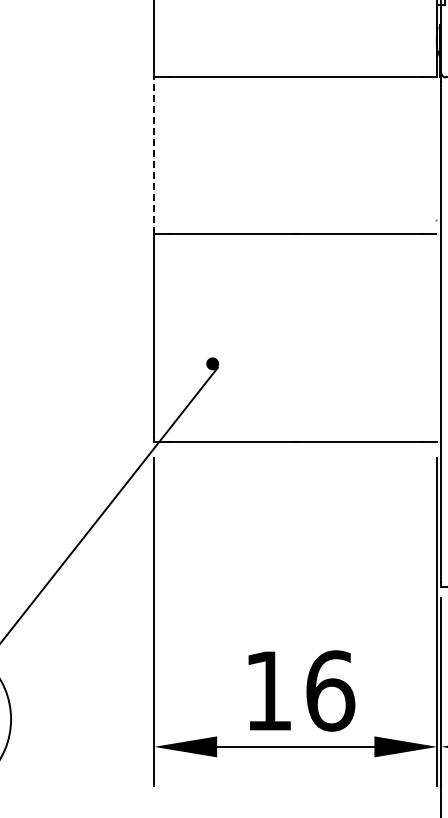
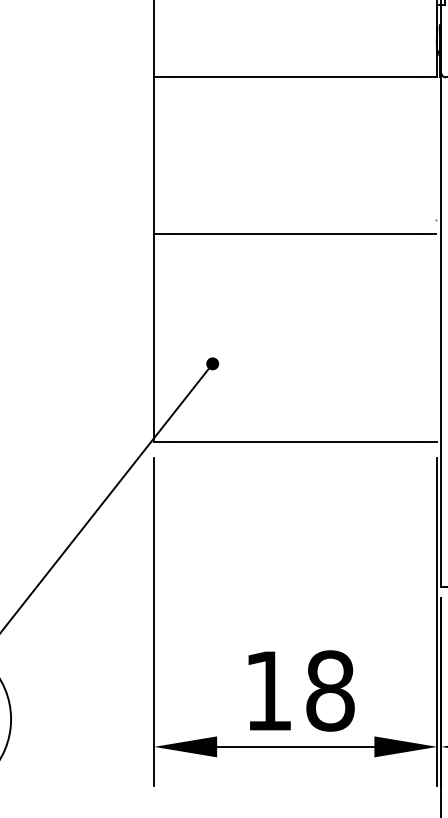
line: dashed -> solid (154, 155)
line position: (109, 504) -> (107, 496) (107, 496)
text: 16 -> 18 (330, 690)
